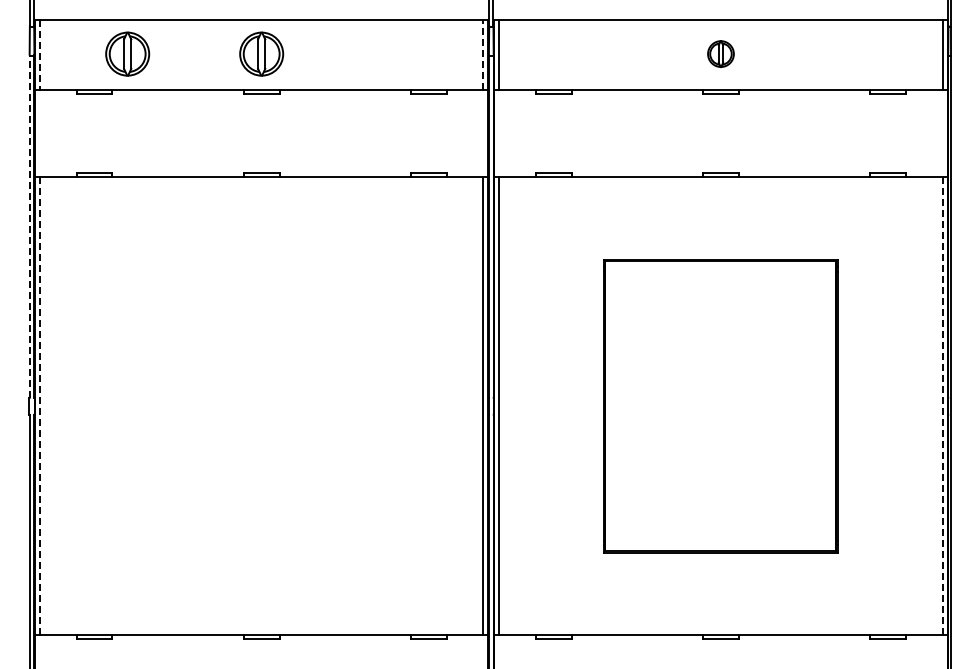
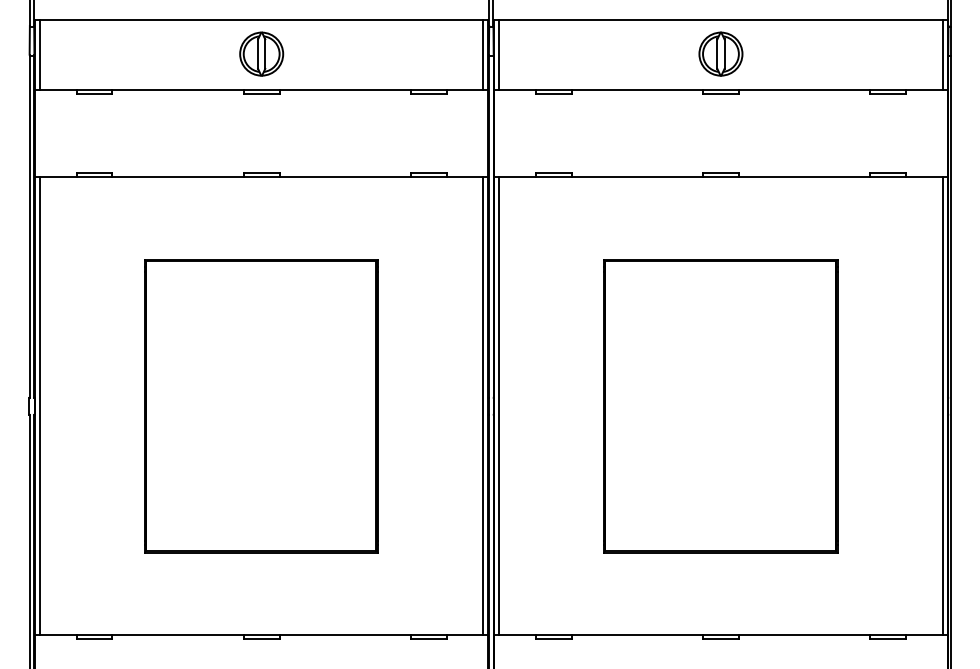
part: present -> none (127, 53)
part size: 28x28 px -> 46x46 px (720, 53)
line: dashed -> solid (40, 55)
line: dashed -> solid (483, 55)
line: dashed -> solid (29, 226)
line: dashed -> solid (942, 405)
line: dashed -> solid (40, 406)
part: none -> present (261, 406)
